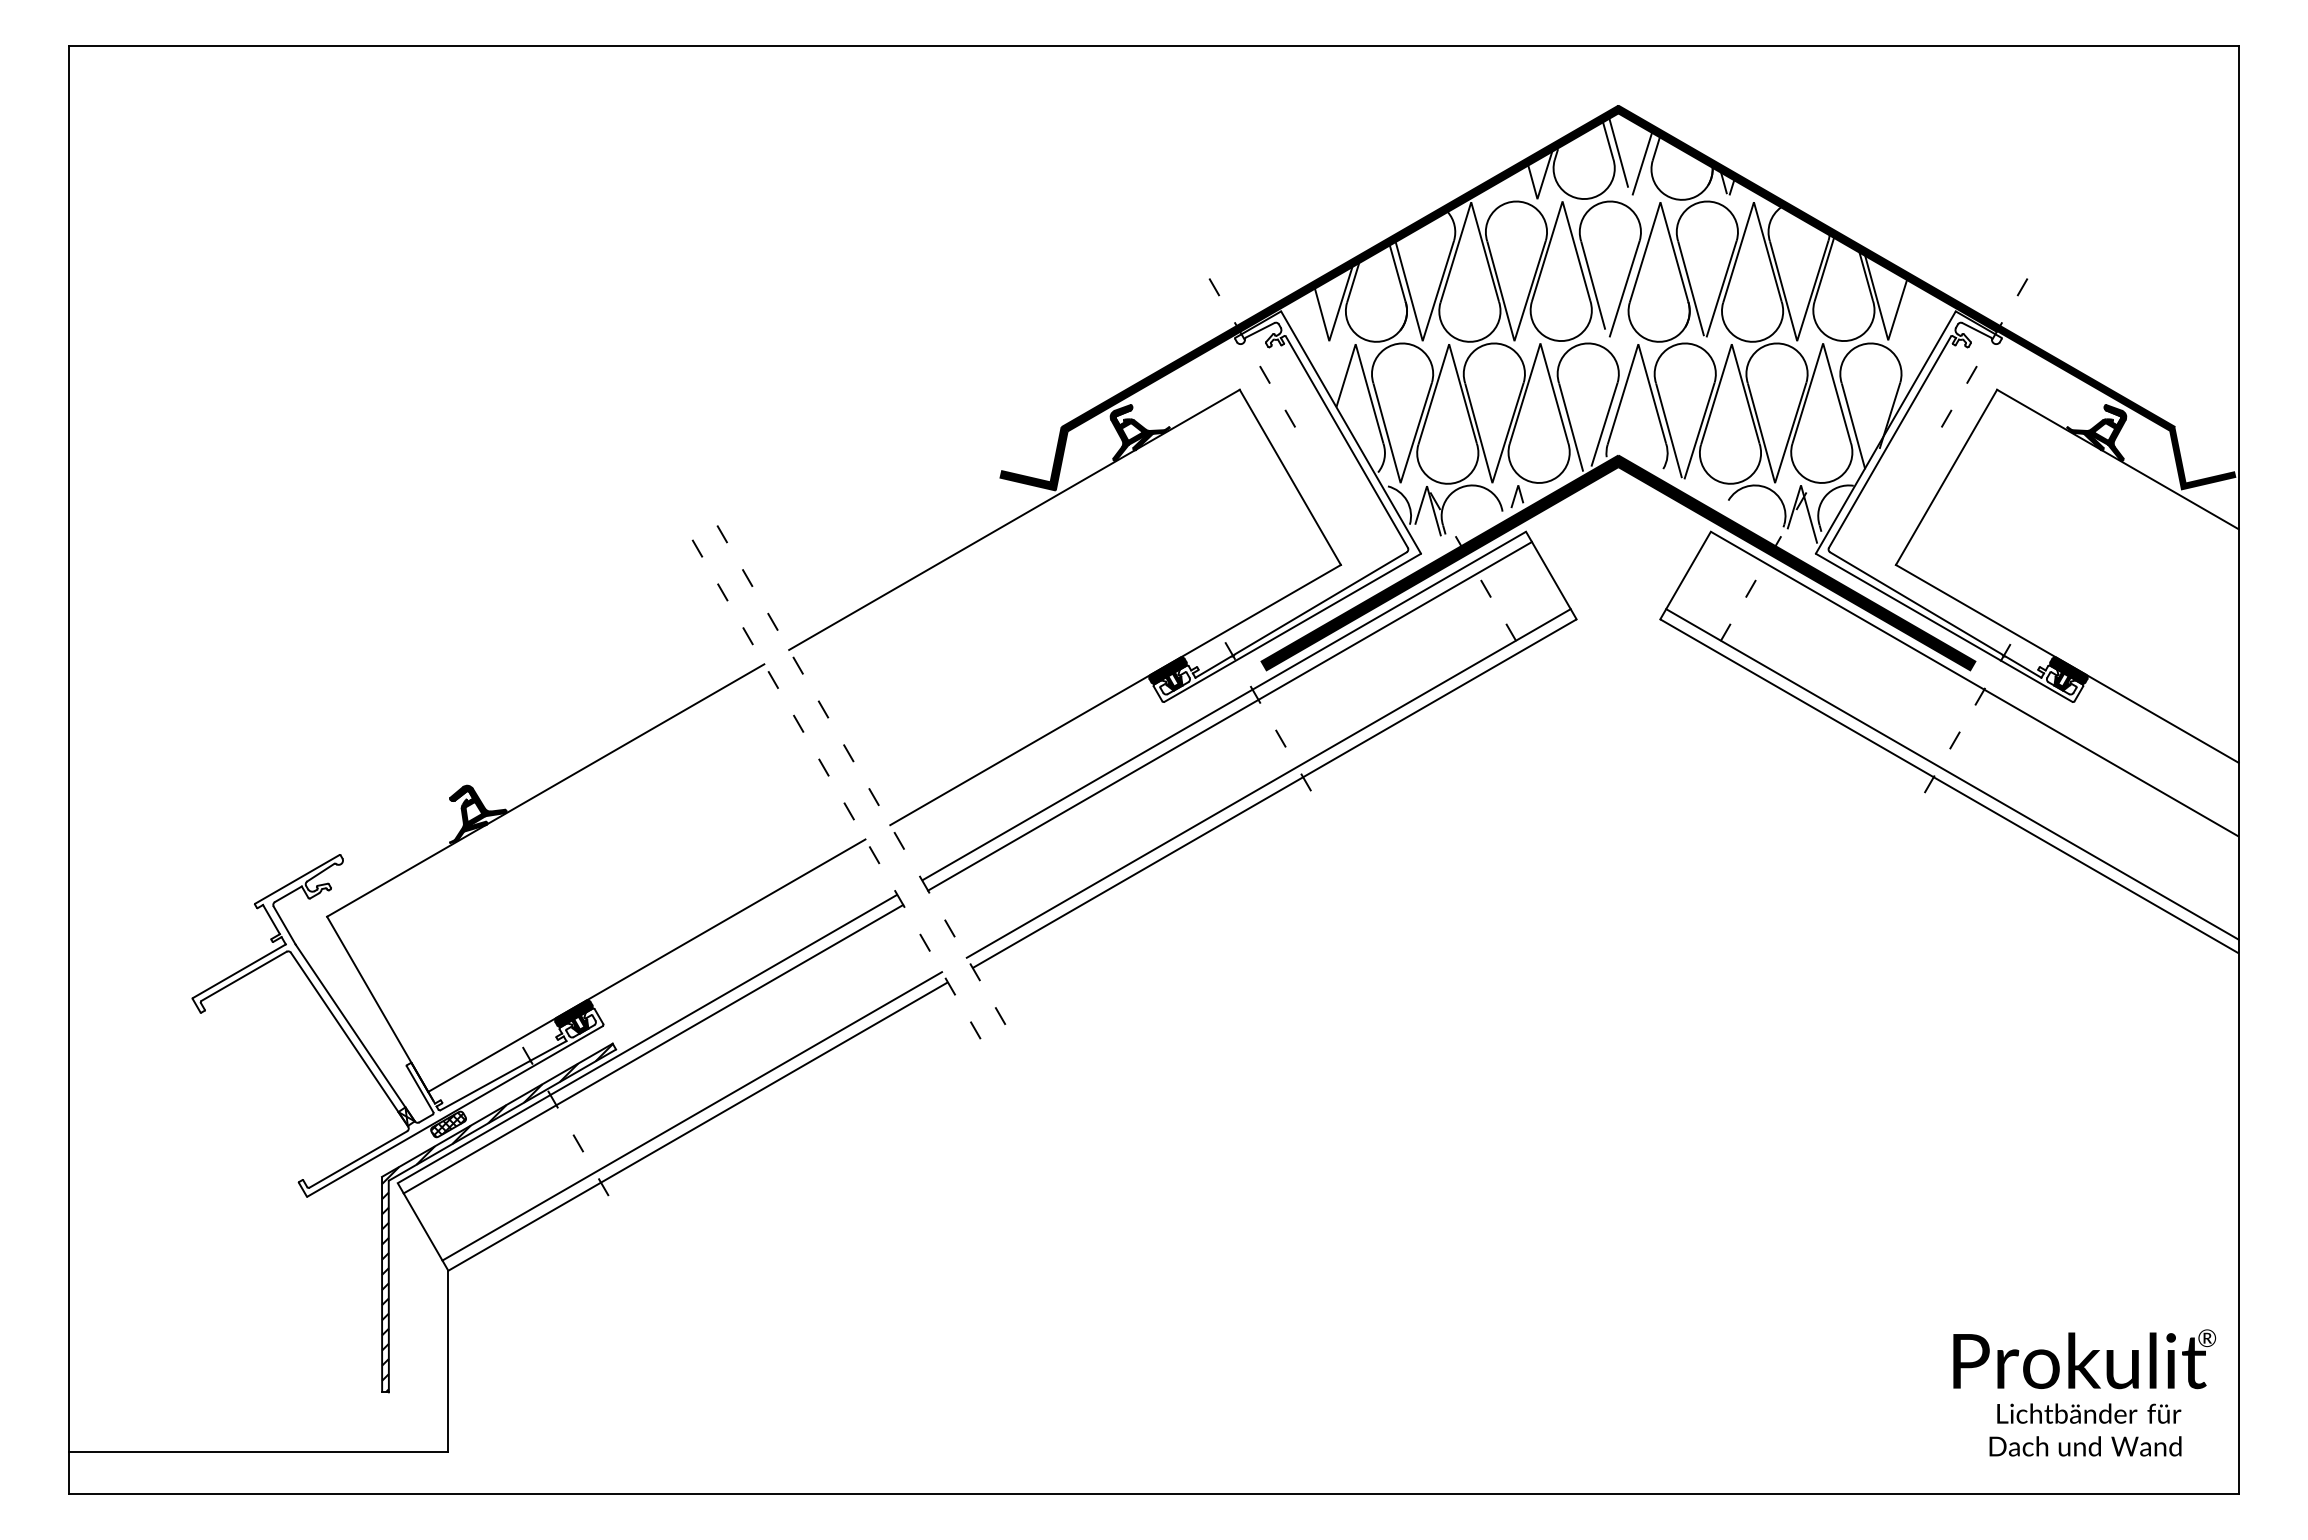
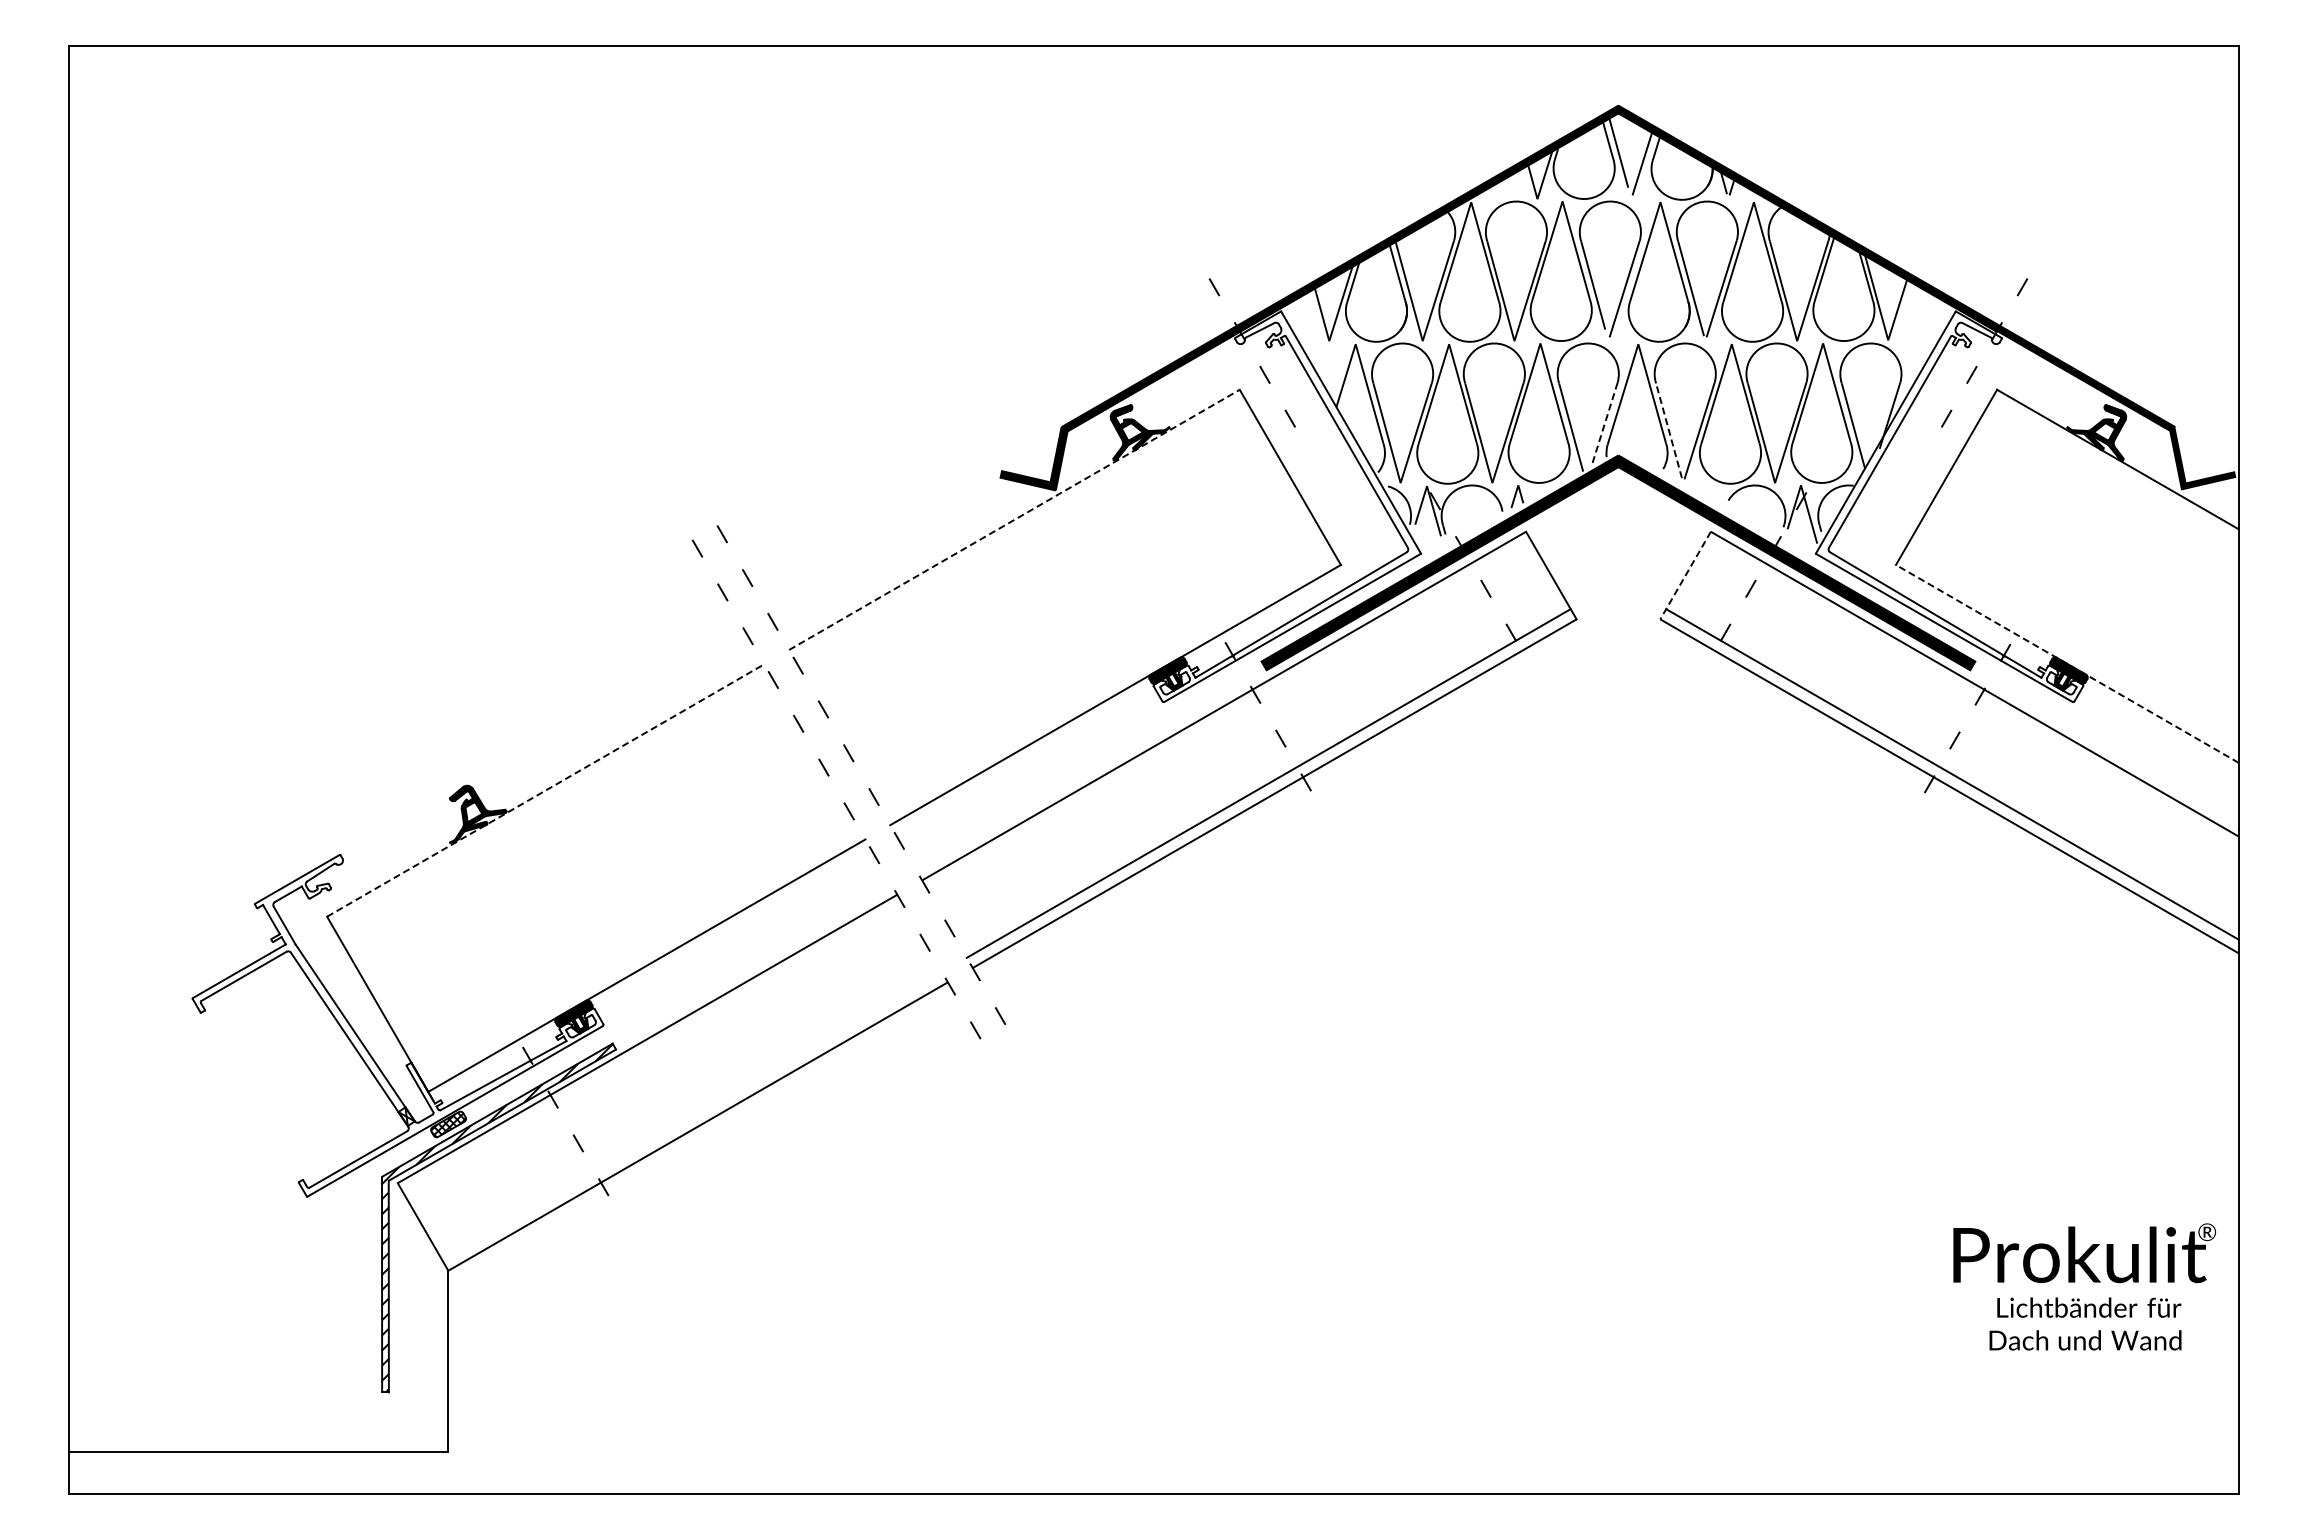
line: solid -> dashed (1604, 424)
line: solid -> dashed (1668, 430)
line: solid -> dashed (1014, 519)
line: solid -> dashed (1685, 575)
line: solid -> dashed (2067, 663)
line: present -> none (1229, 716)
line: solid -> dashed (546, 790)
line: present -> none (653, 1049)
line: present -> none (692, 1116)
text position: (2084, 1392) -> (2084, 1286) (2084, 1286)
